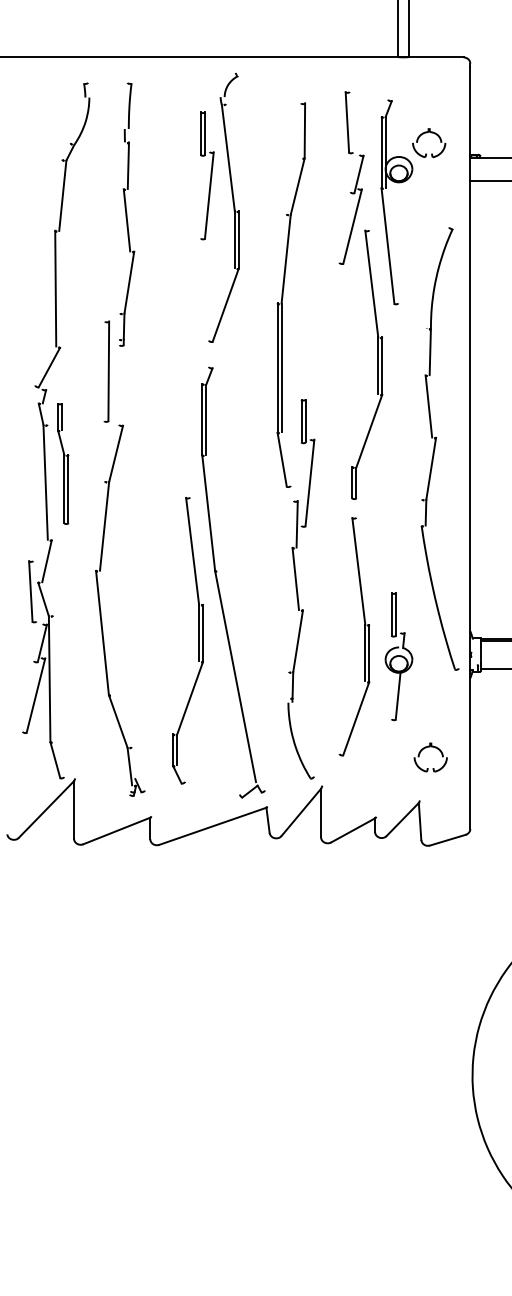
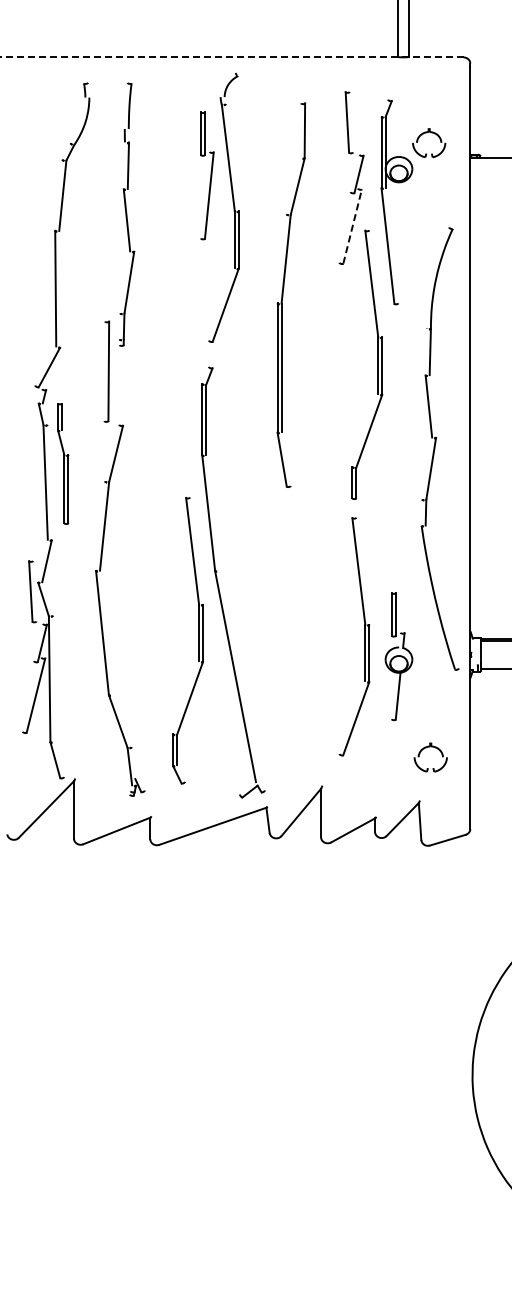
line: solid -> dashed (231, 57)
line: present -> none (489, 181)
line: solid -> dashed (352, 226)
part: present -> none (301, 589)
